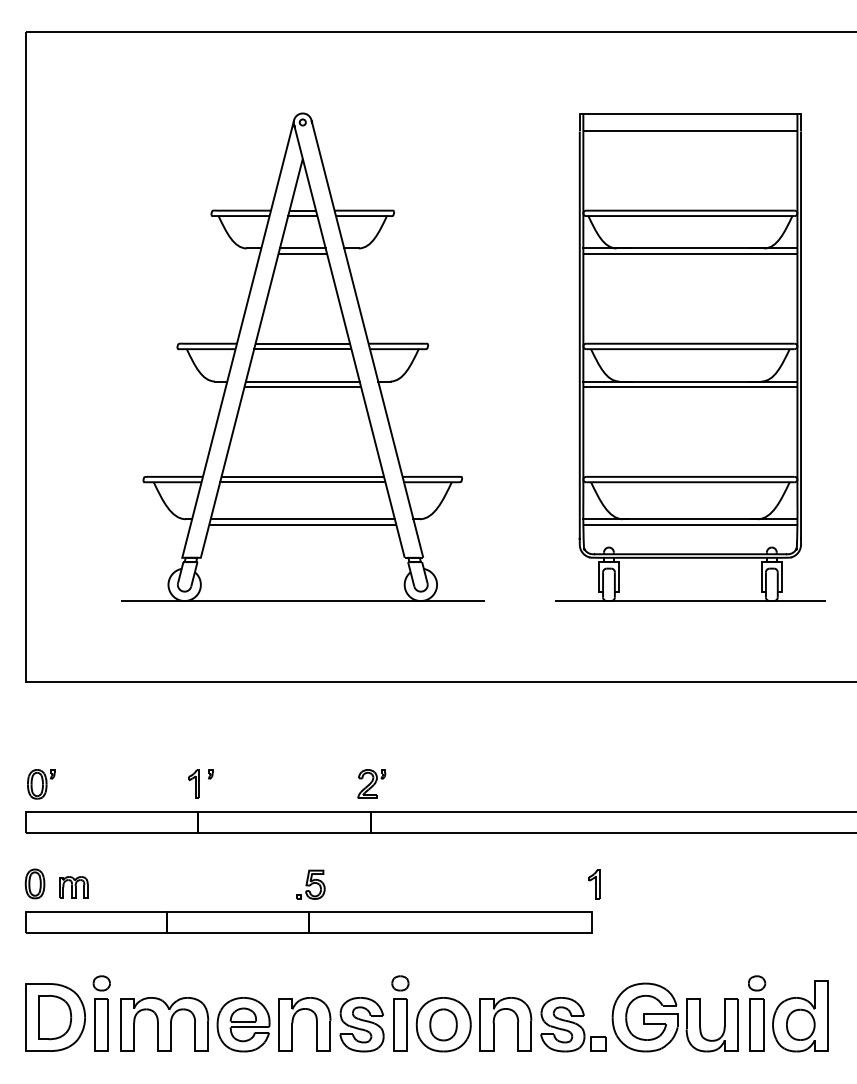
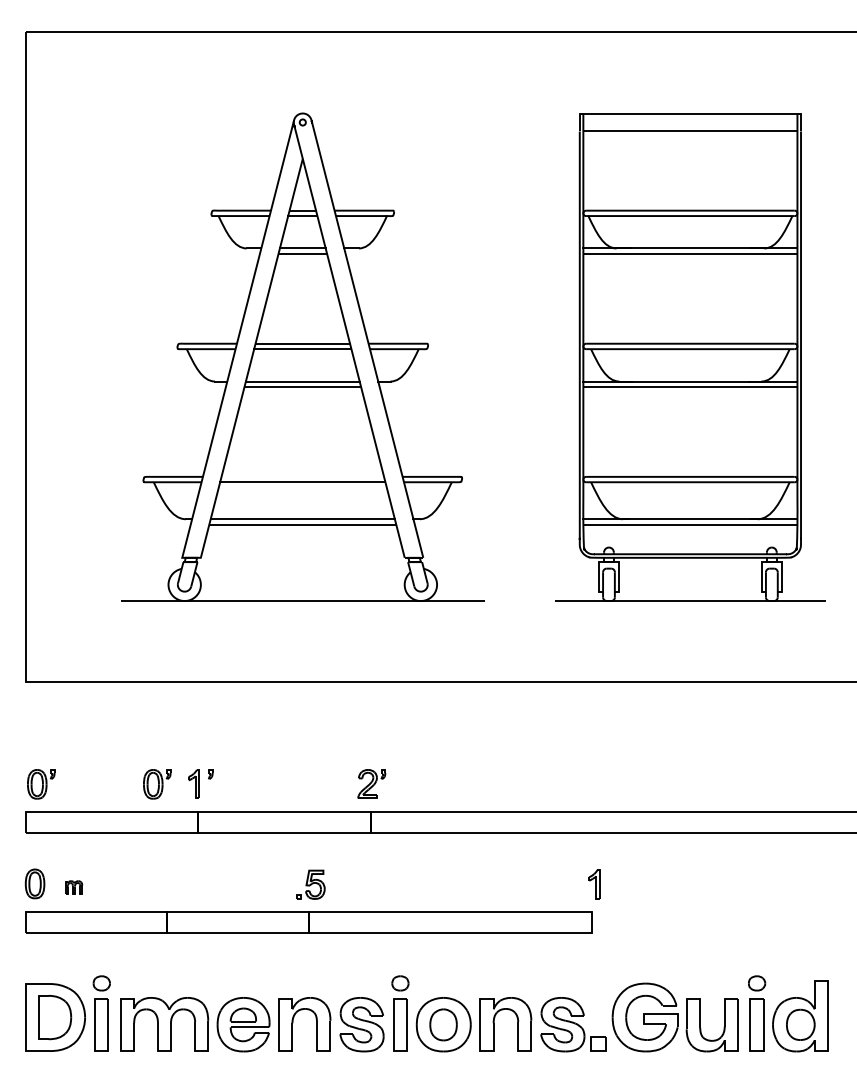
line: present -> none (302, 476)
part: none -> present (157, 784)
part size: 30x23 px -> 19x15 px (74, 887)
